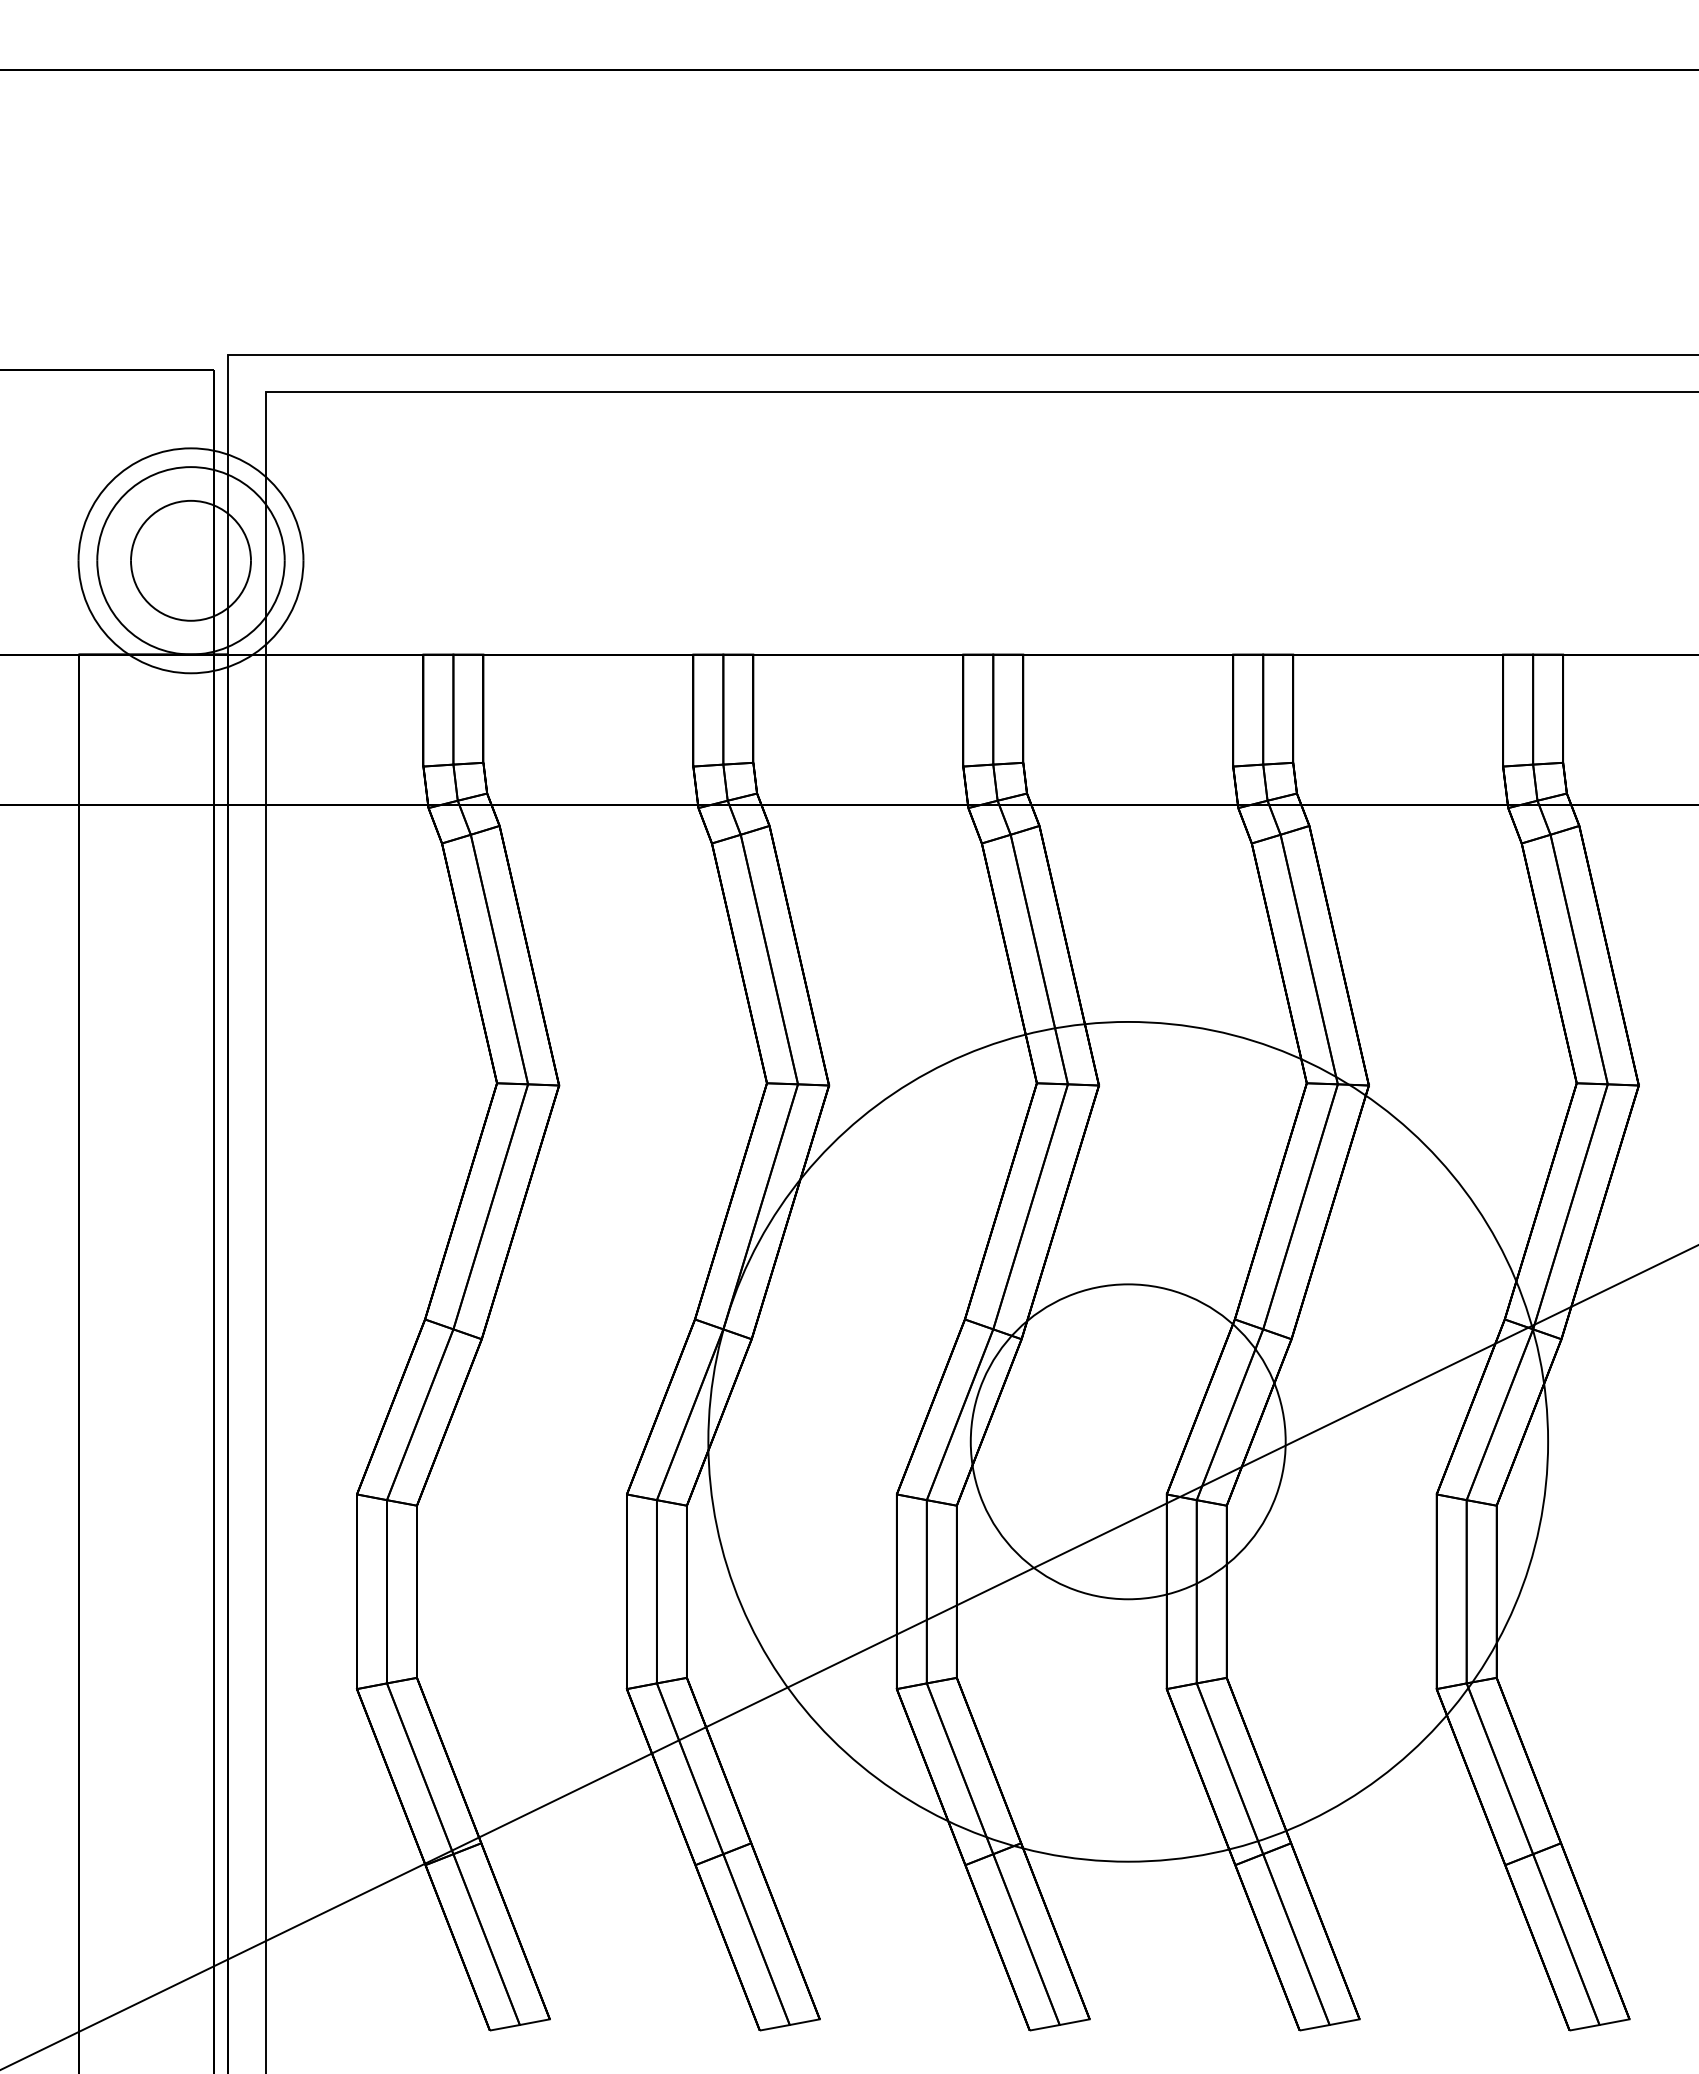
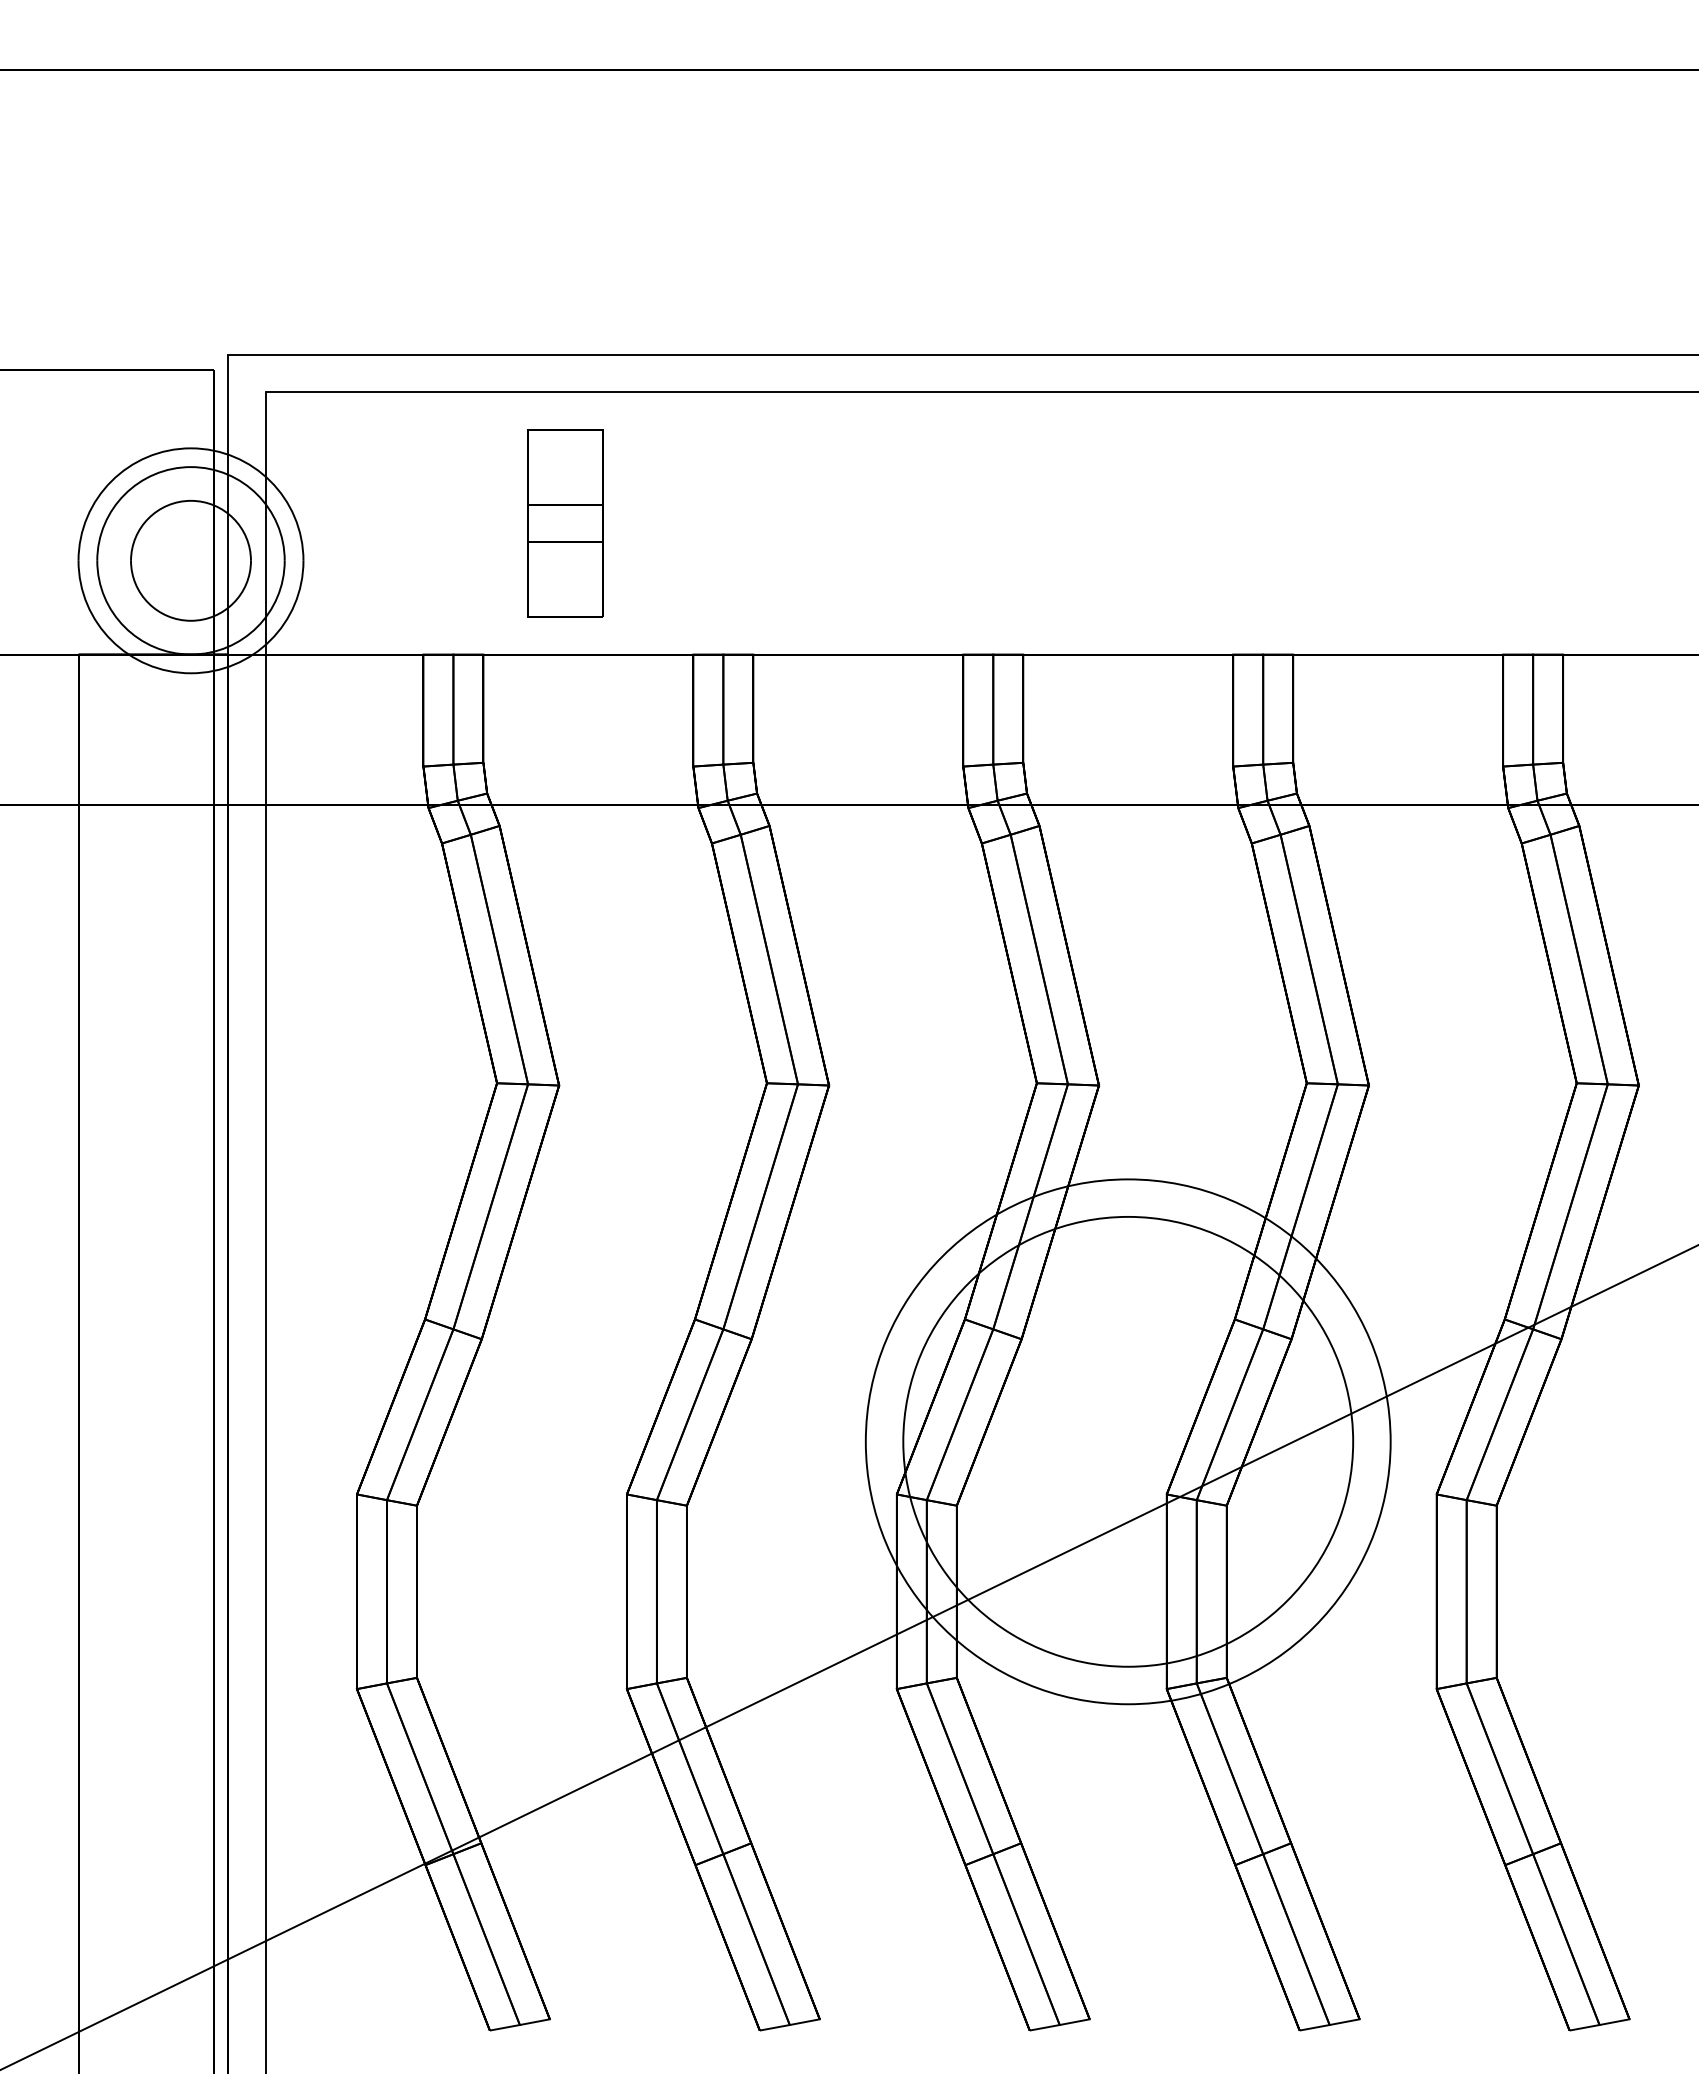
part: none -> present (565, 523)
circle diameter: 315 px -> 450 px (1128, 1441)
circle diameter: 840 px -> 525 px (1127, 1441)
